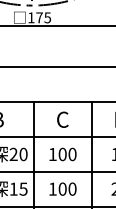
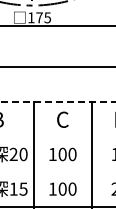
line: solid -> dashed (58, 102)
line: present -> none (57, 137)
line: present -> none (57, 171)
